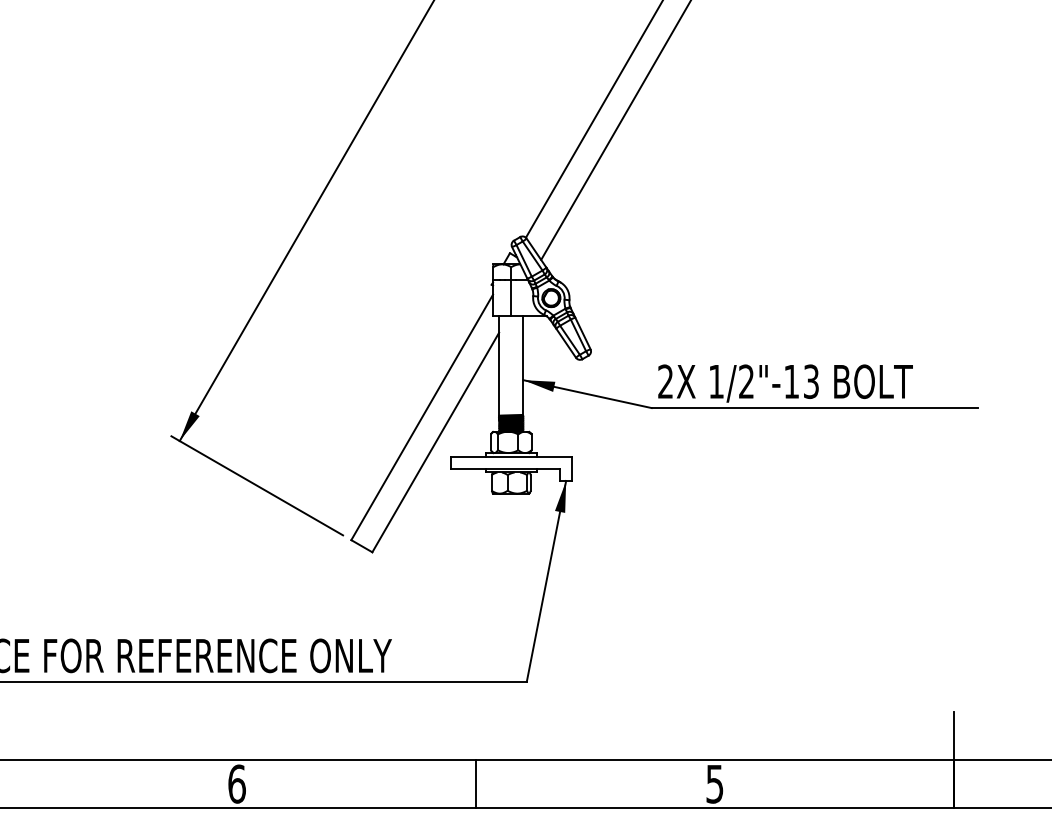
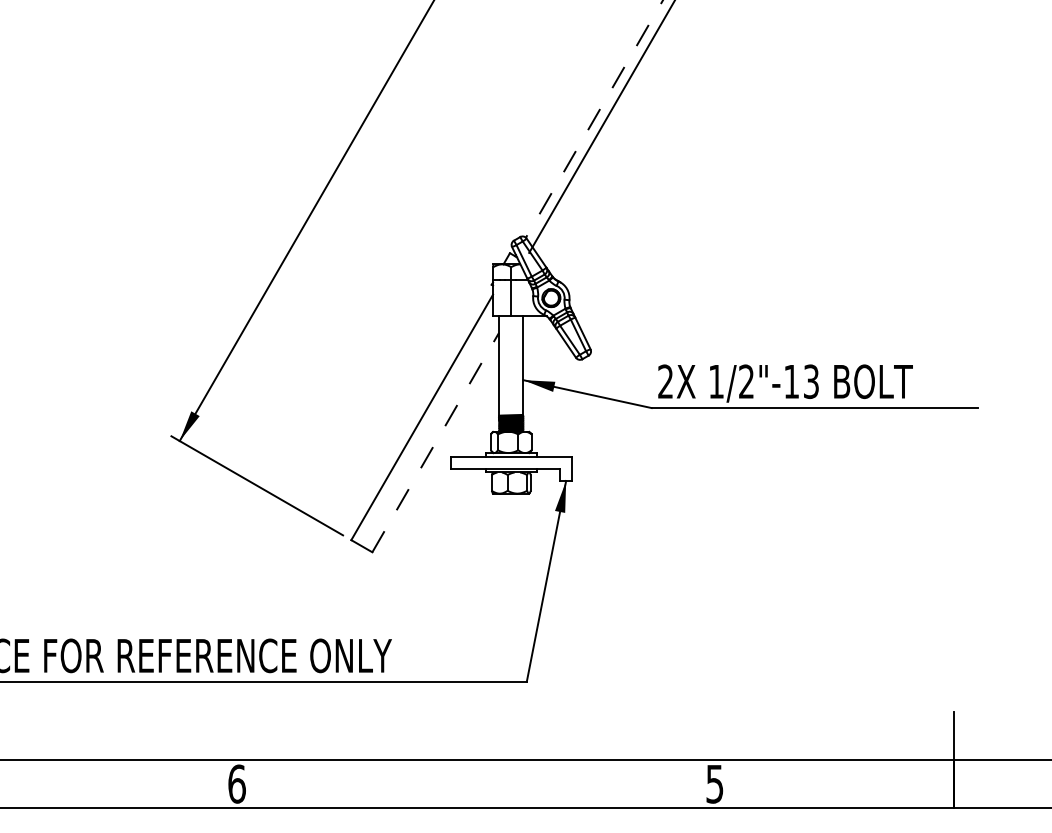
line: solid -> dashed (594, 119)
line position: (615, 130) -> (601, 127) (601, 127)
line: solid -> dashed (435, 442)
line: present -> none (476, 783)
